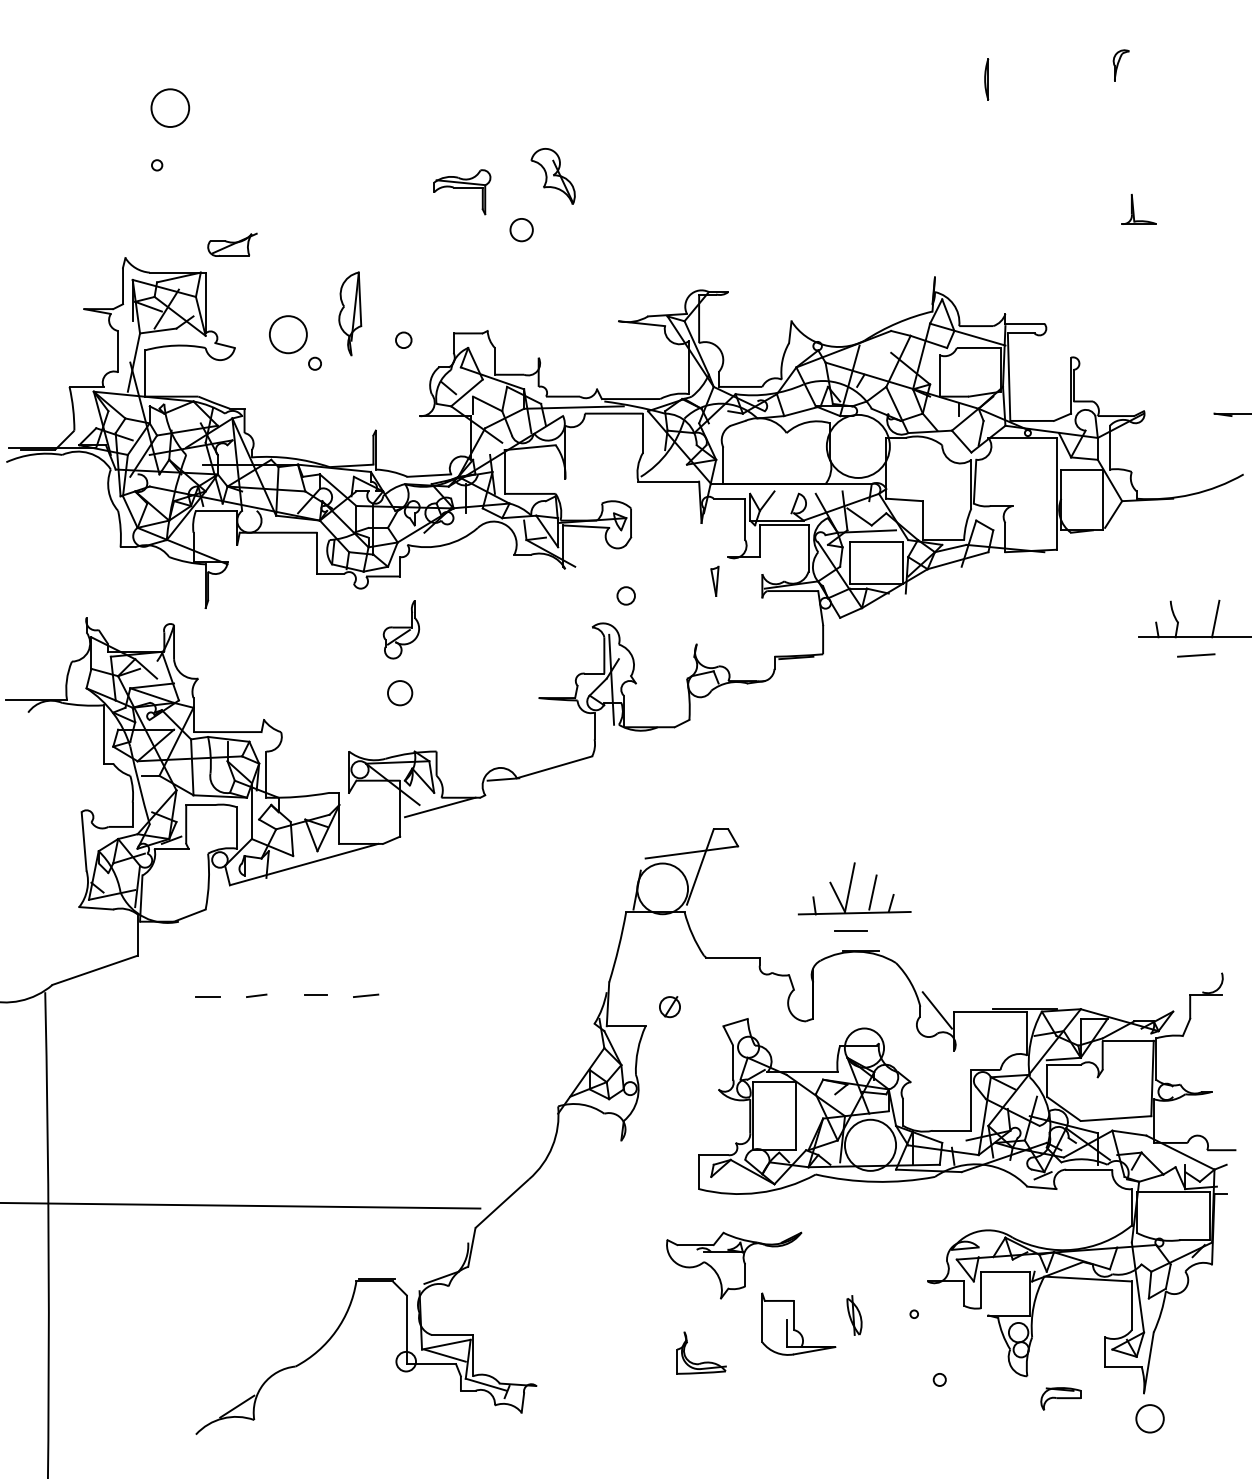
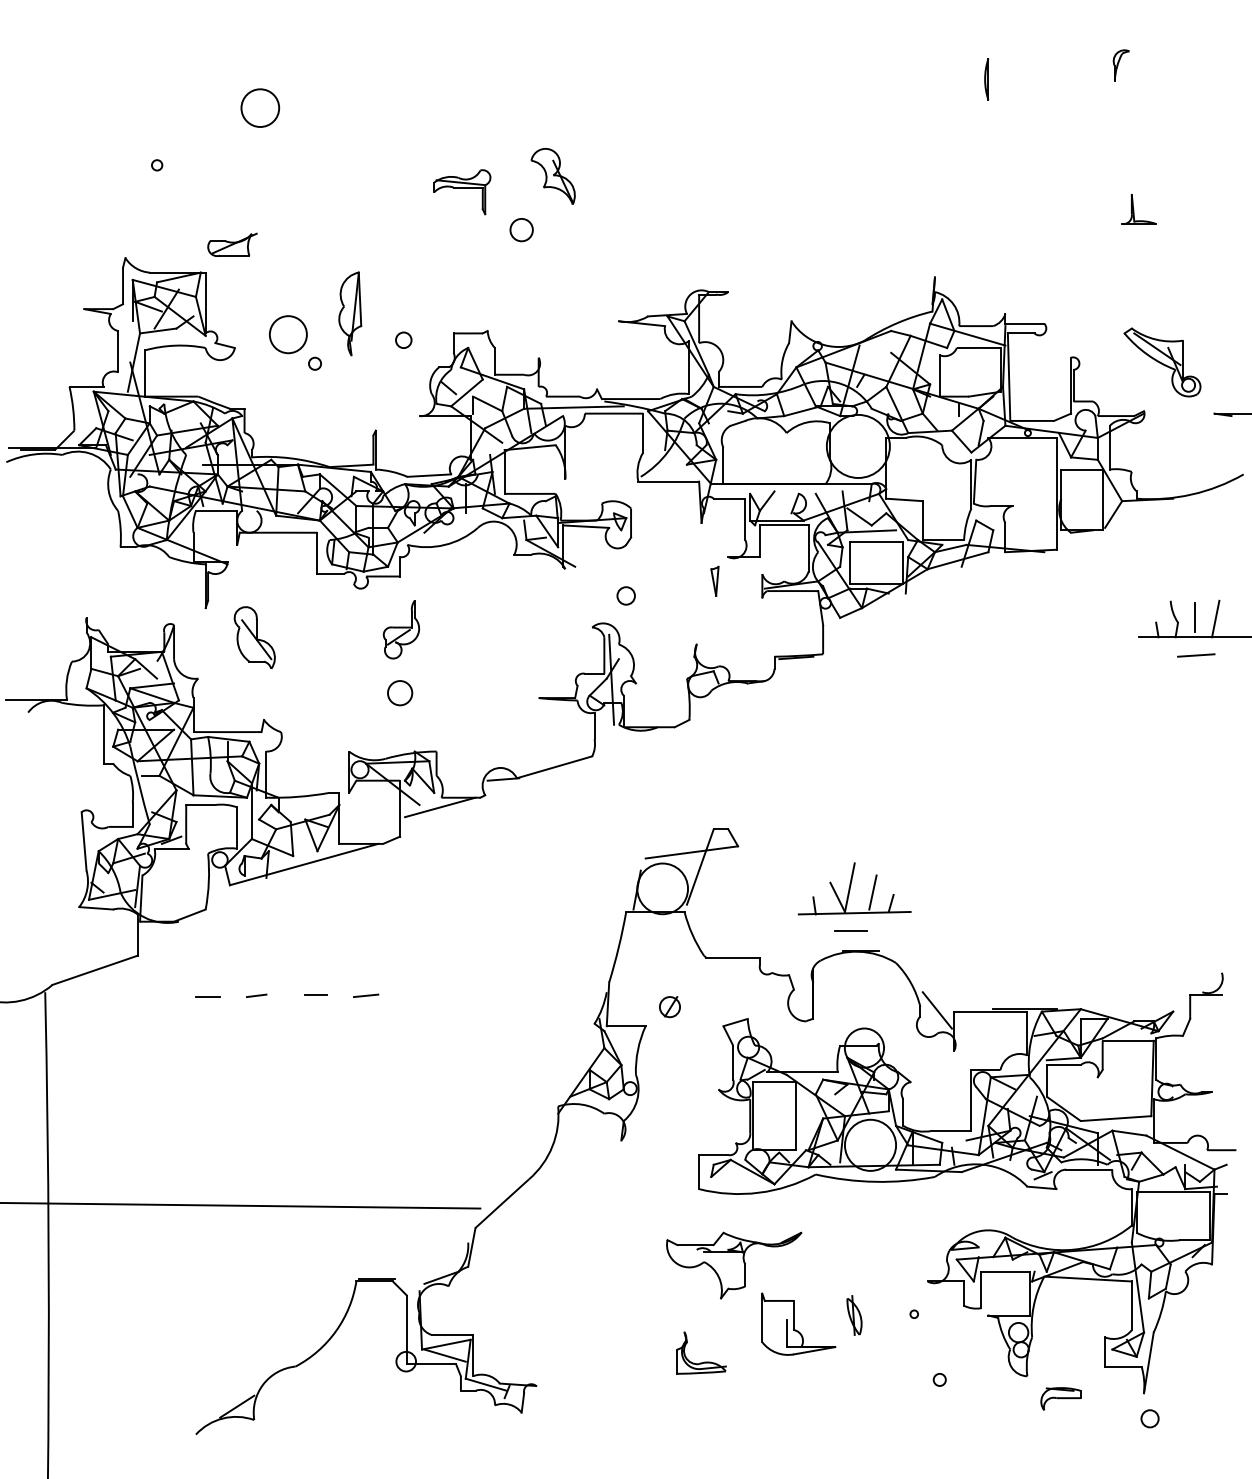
circle position: (170, 107) -> (260, 107) (260, 107)
part: none -> present (1162, 362)
line: none -> present (1195, 617)
part: none -> present (254, 637)
circle diameter: 27 px -> 17 px (1149, 1418)
